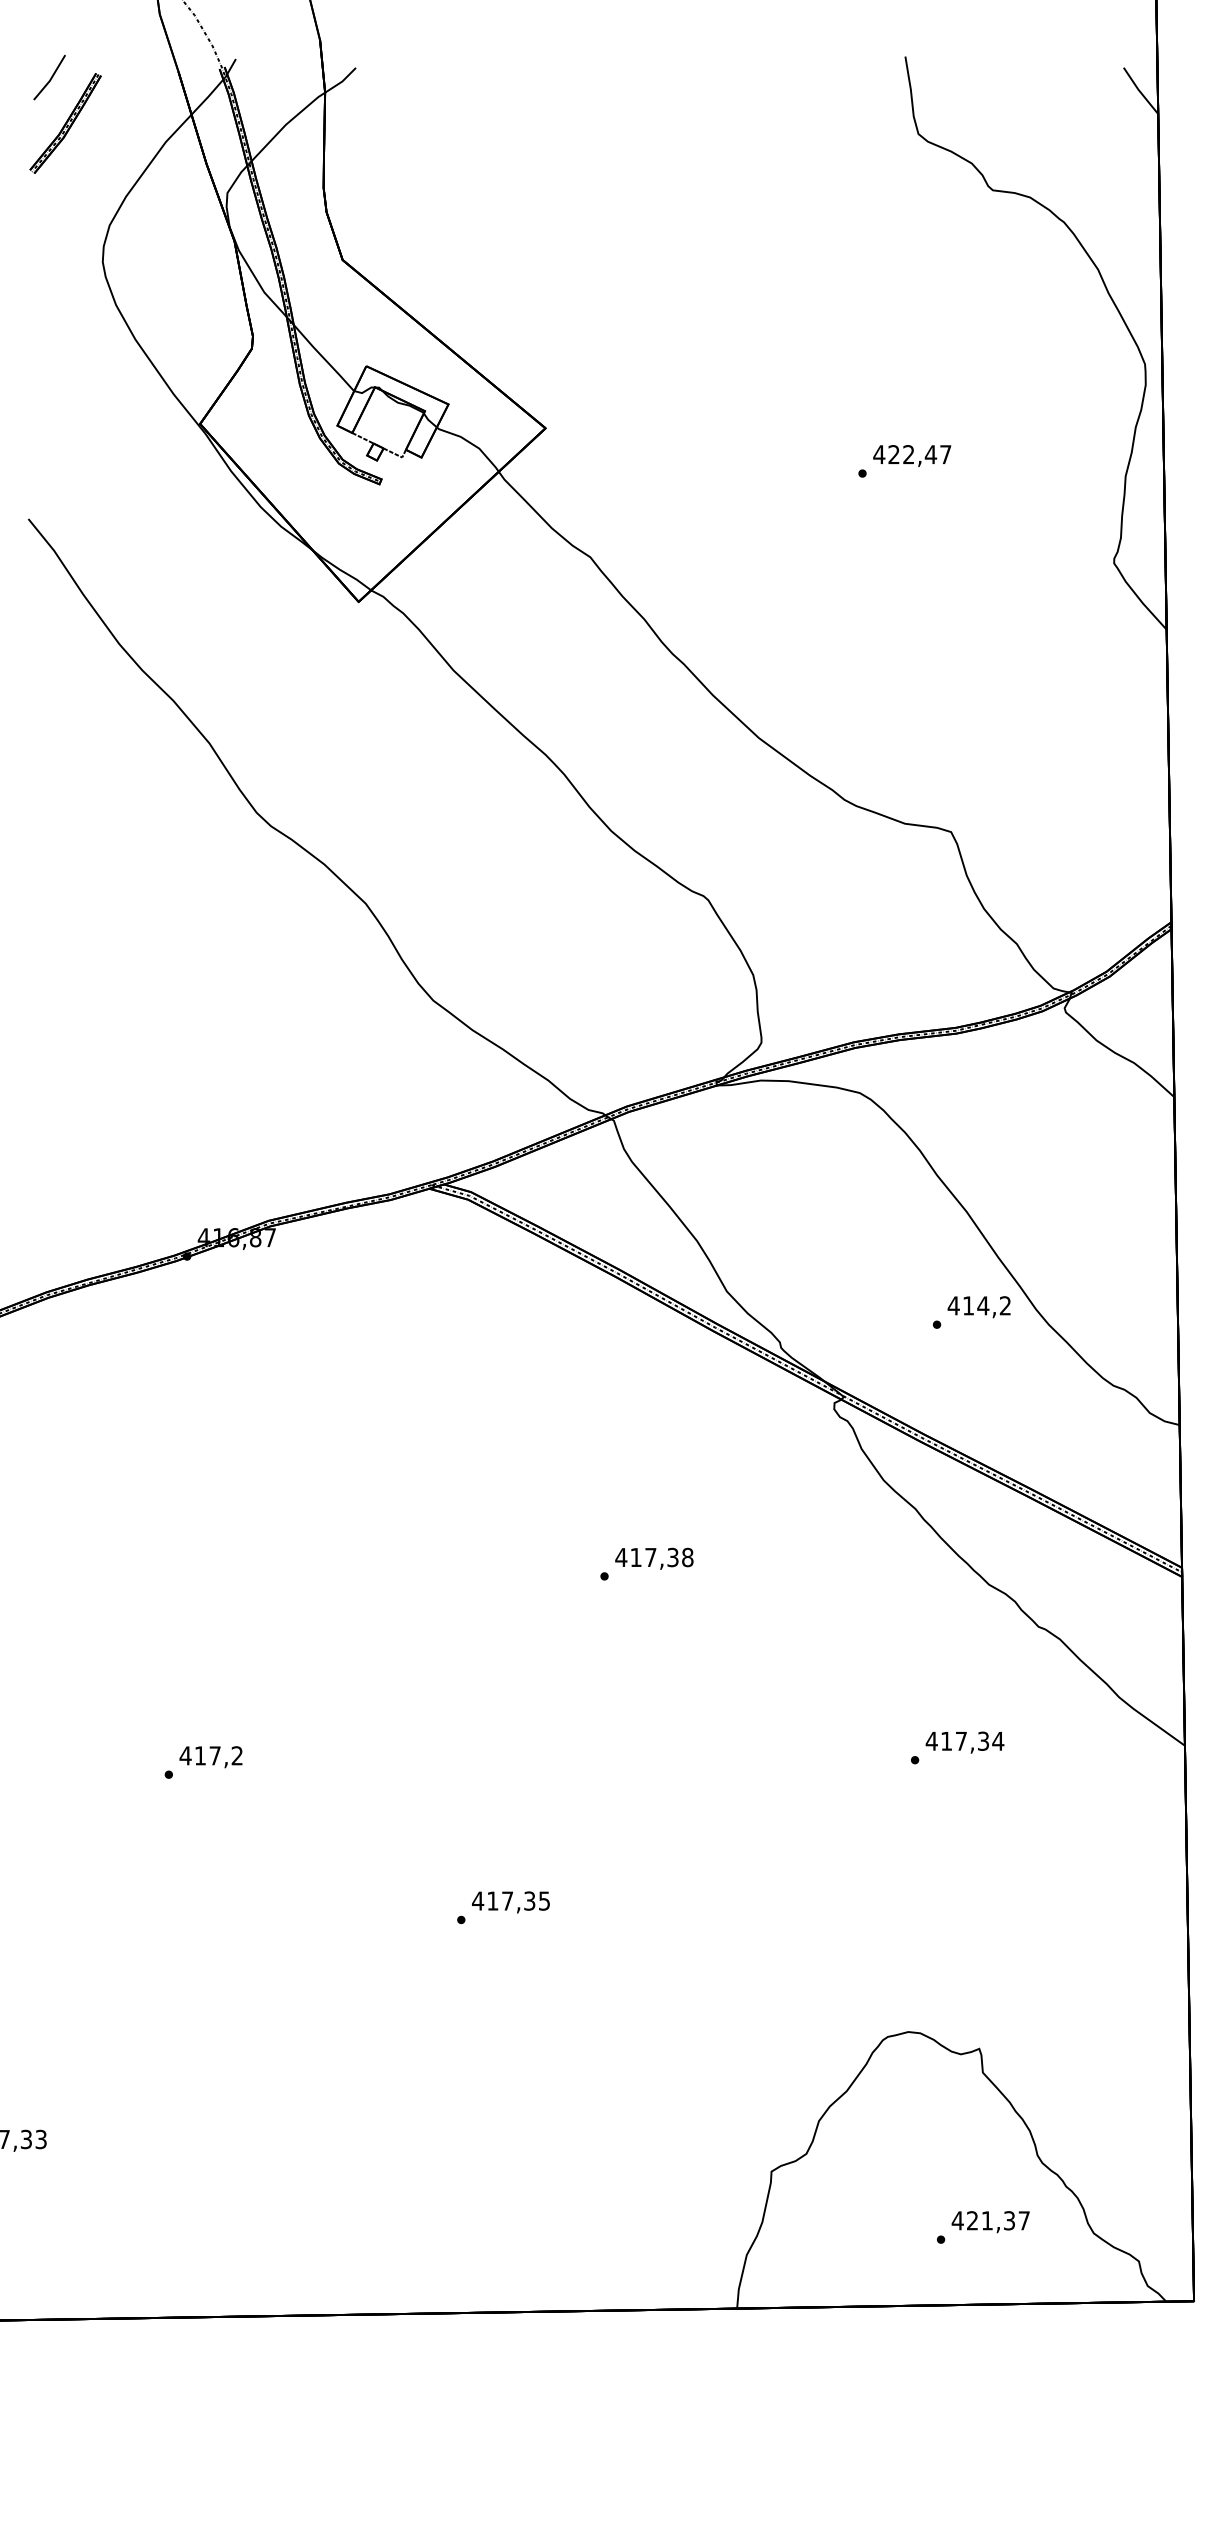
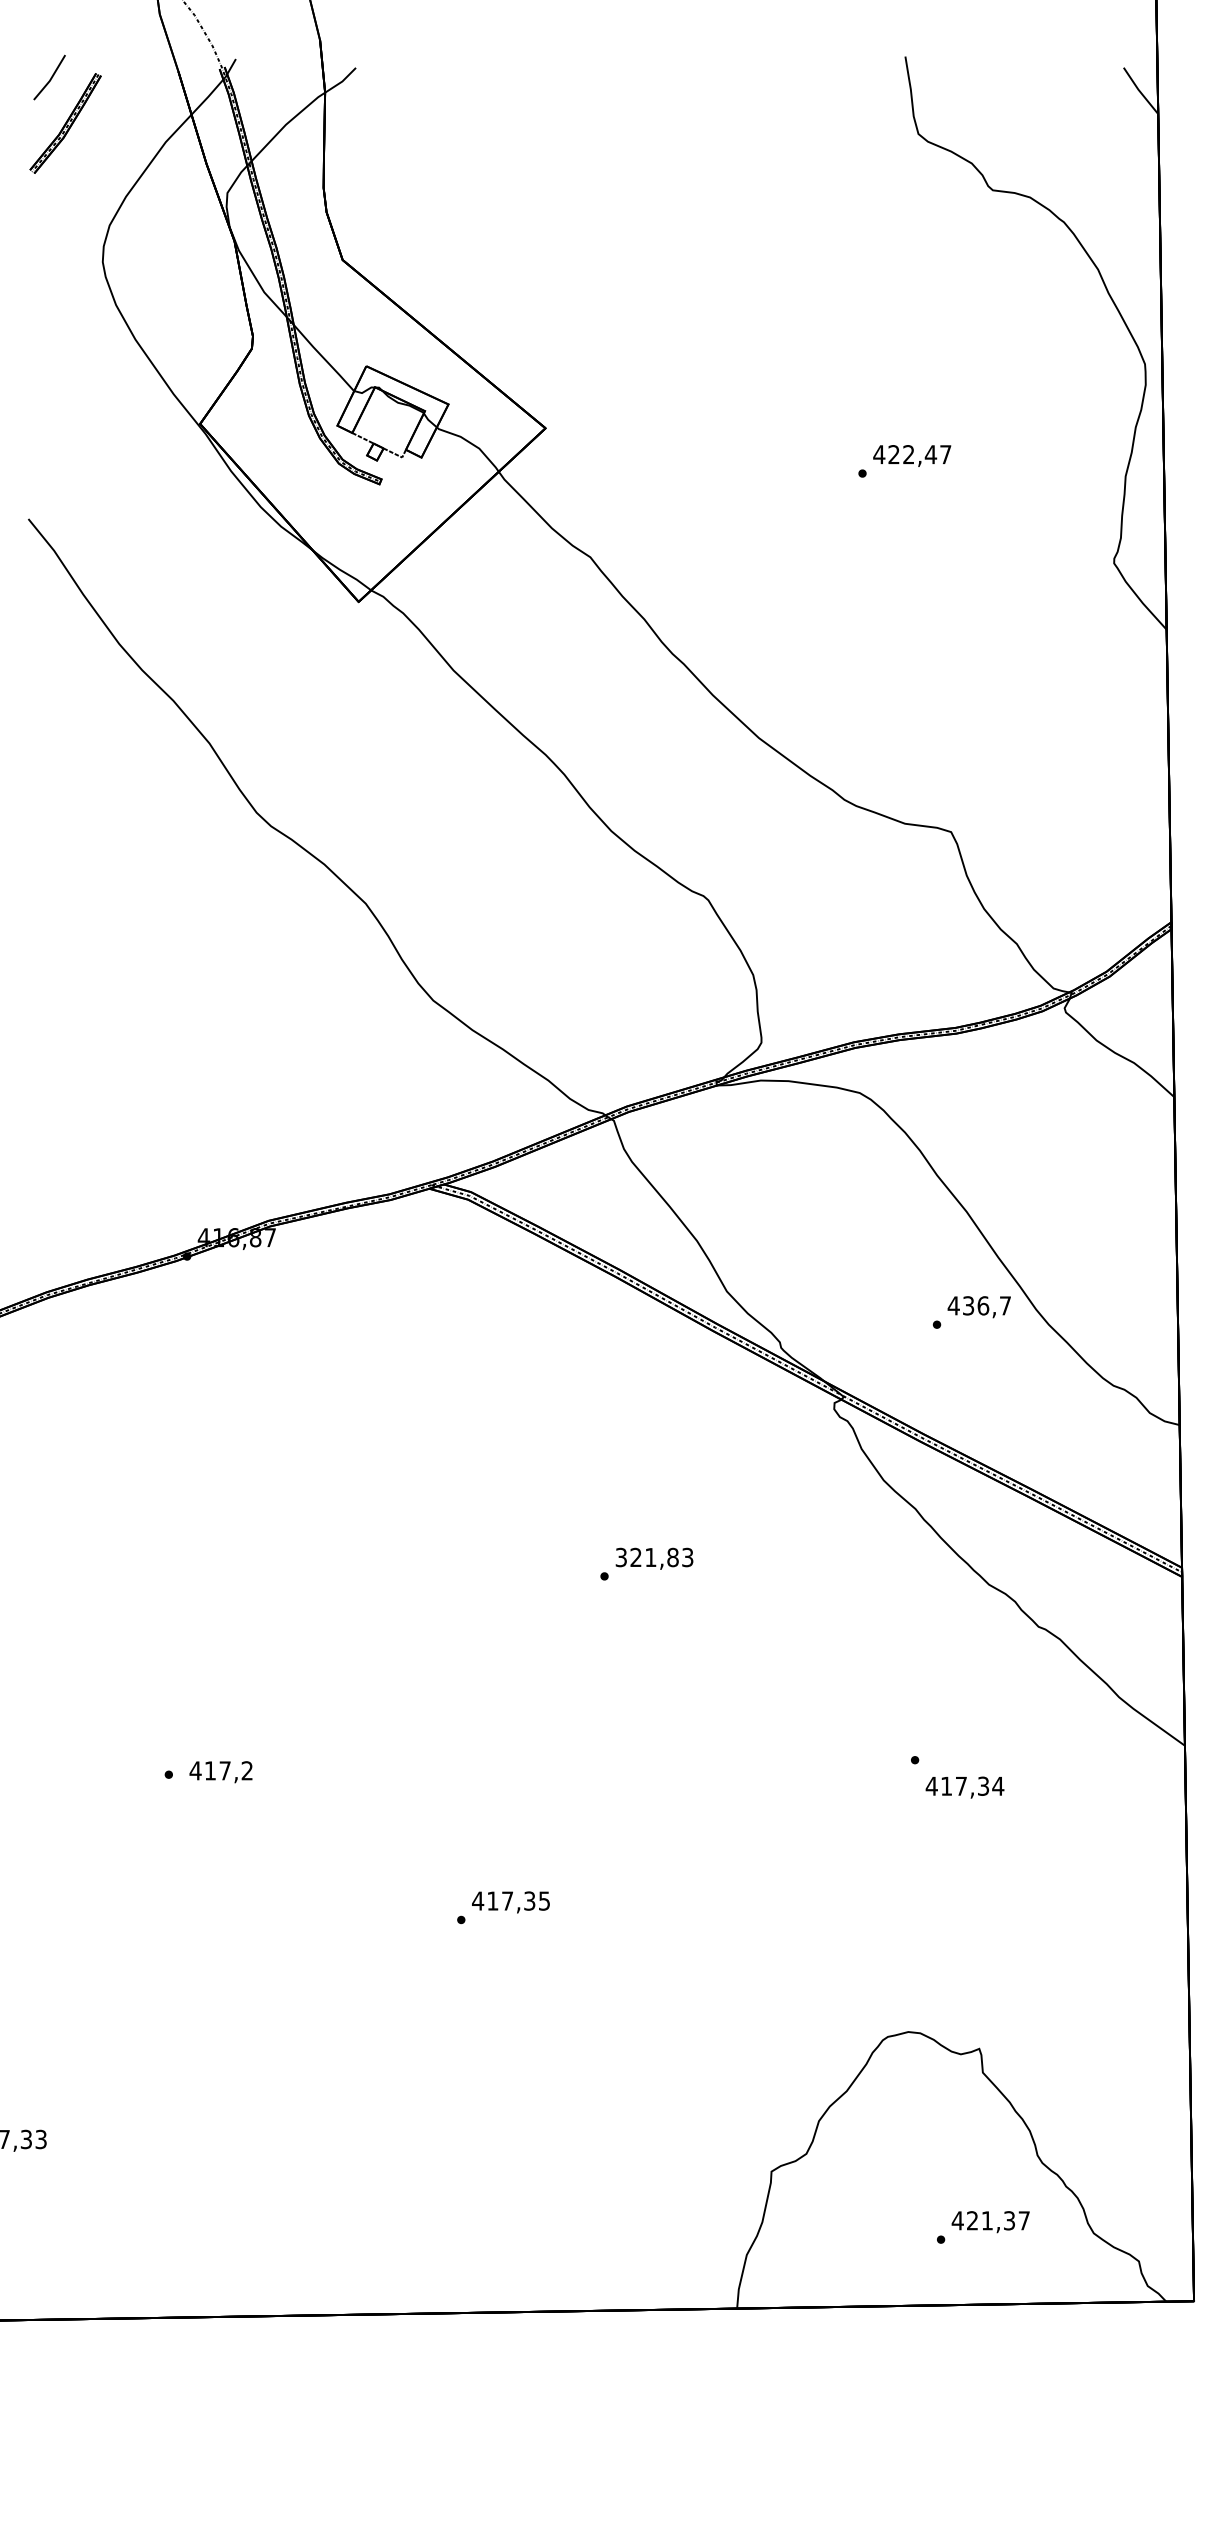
text: 414,2 -> 436,7 (986, 1305)
text: 417,38 -> 321,83 (654, 1557)
text position: (964, 1742) -> (964, 1787) (964, 1787)
text position: (210, 1757) -> (220, 1772) (220, 1772)
